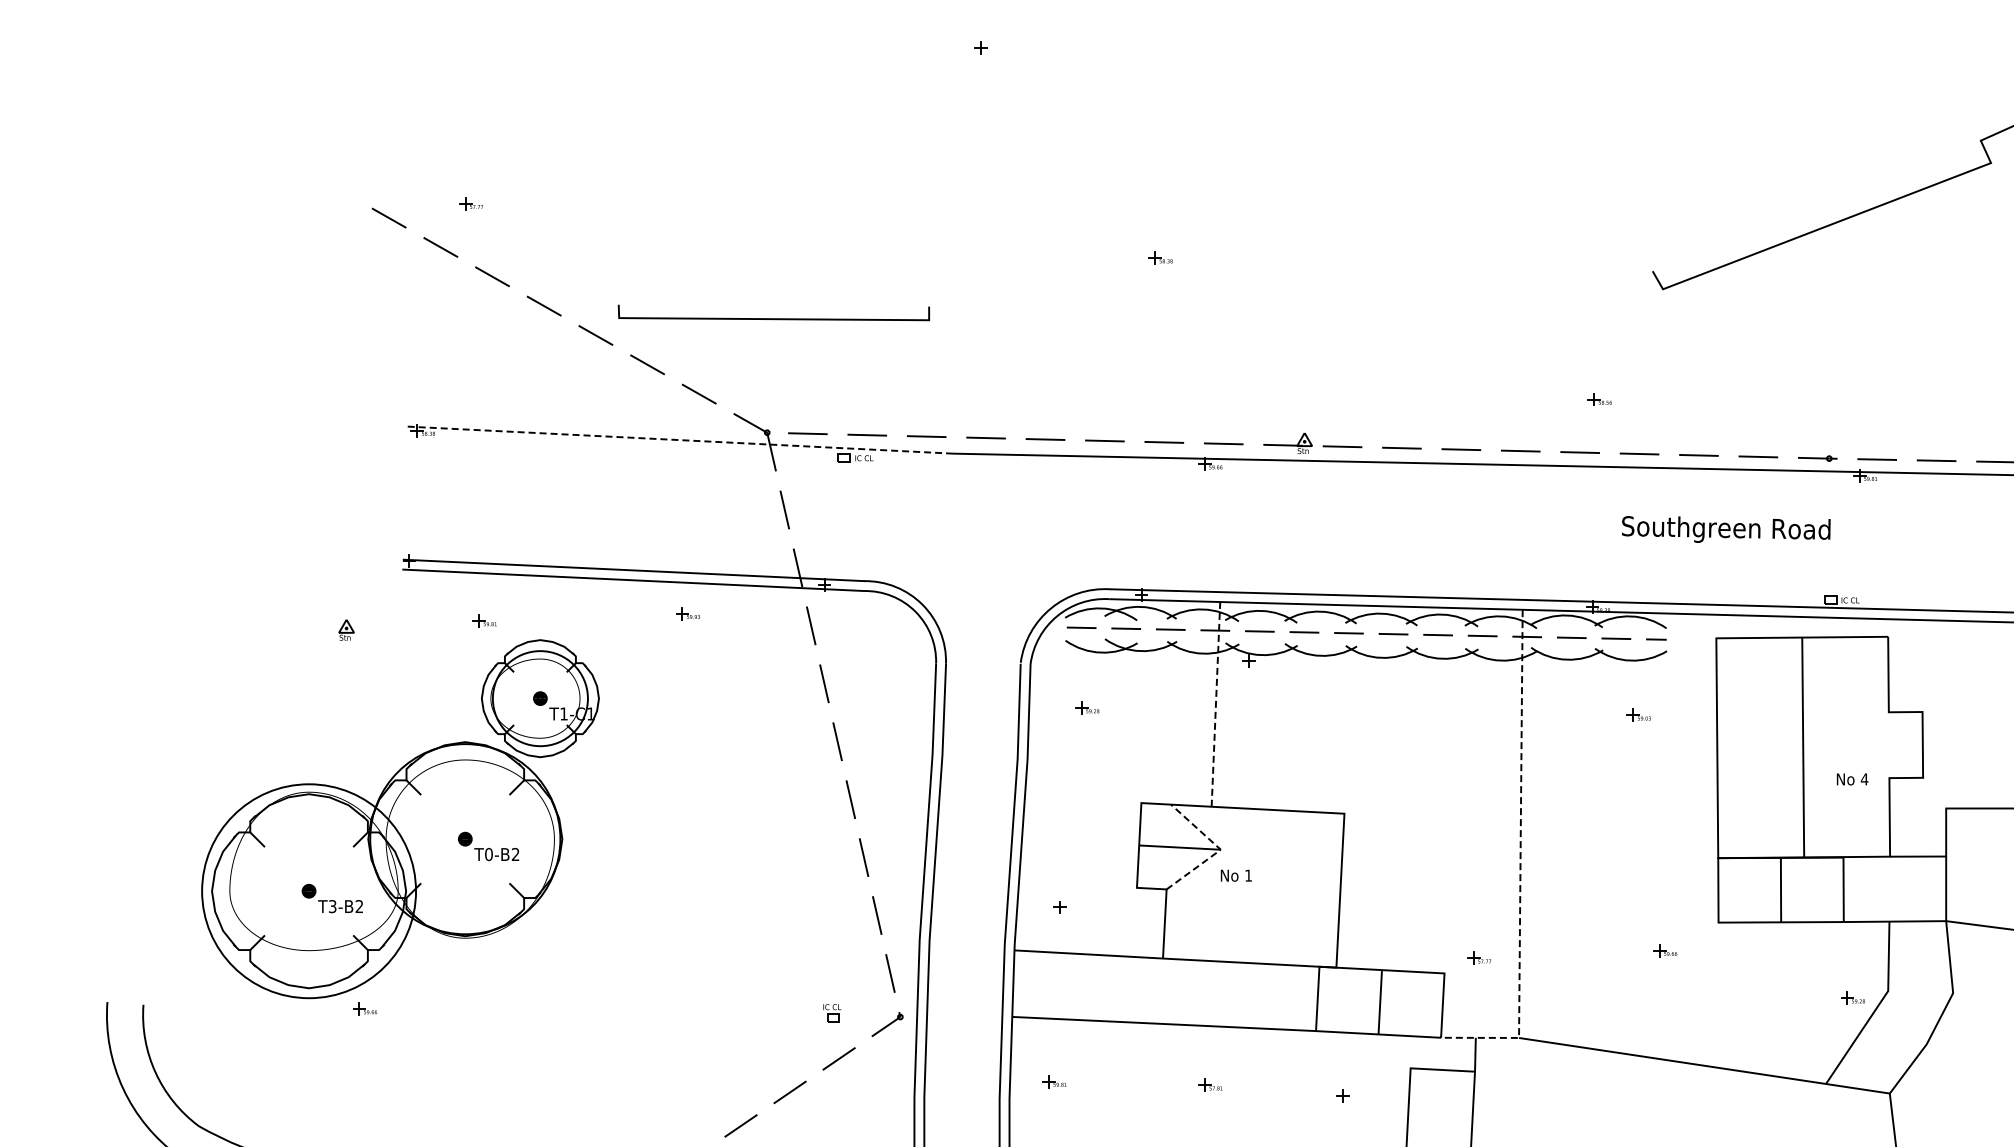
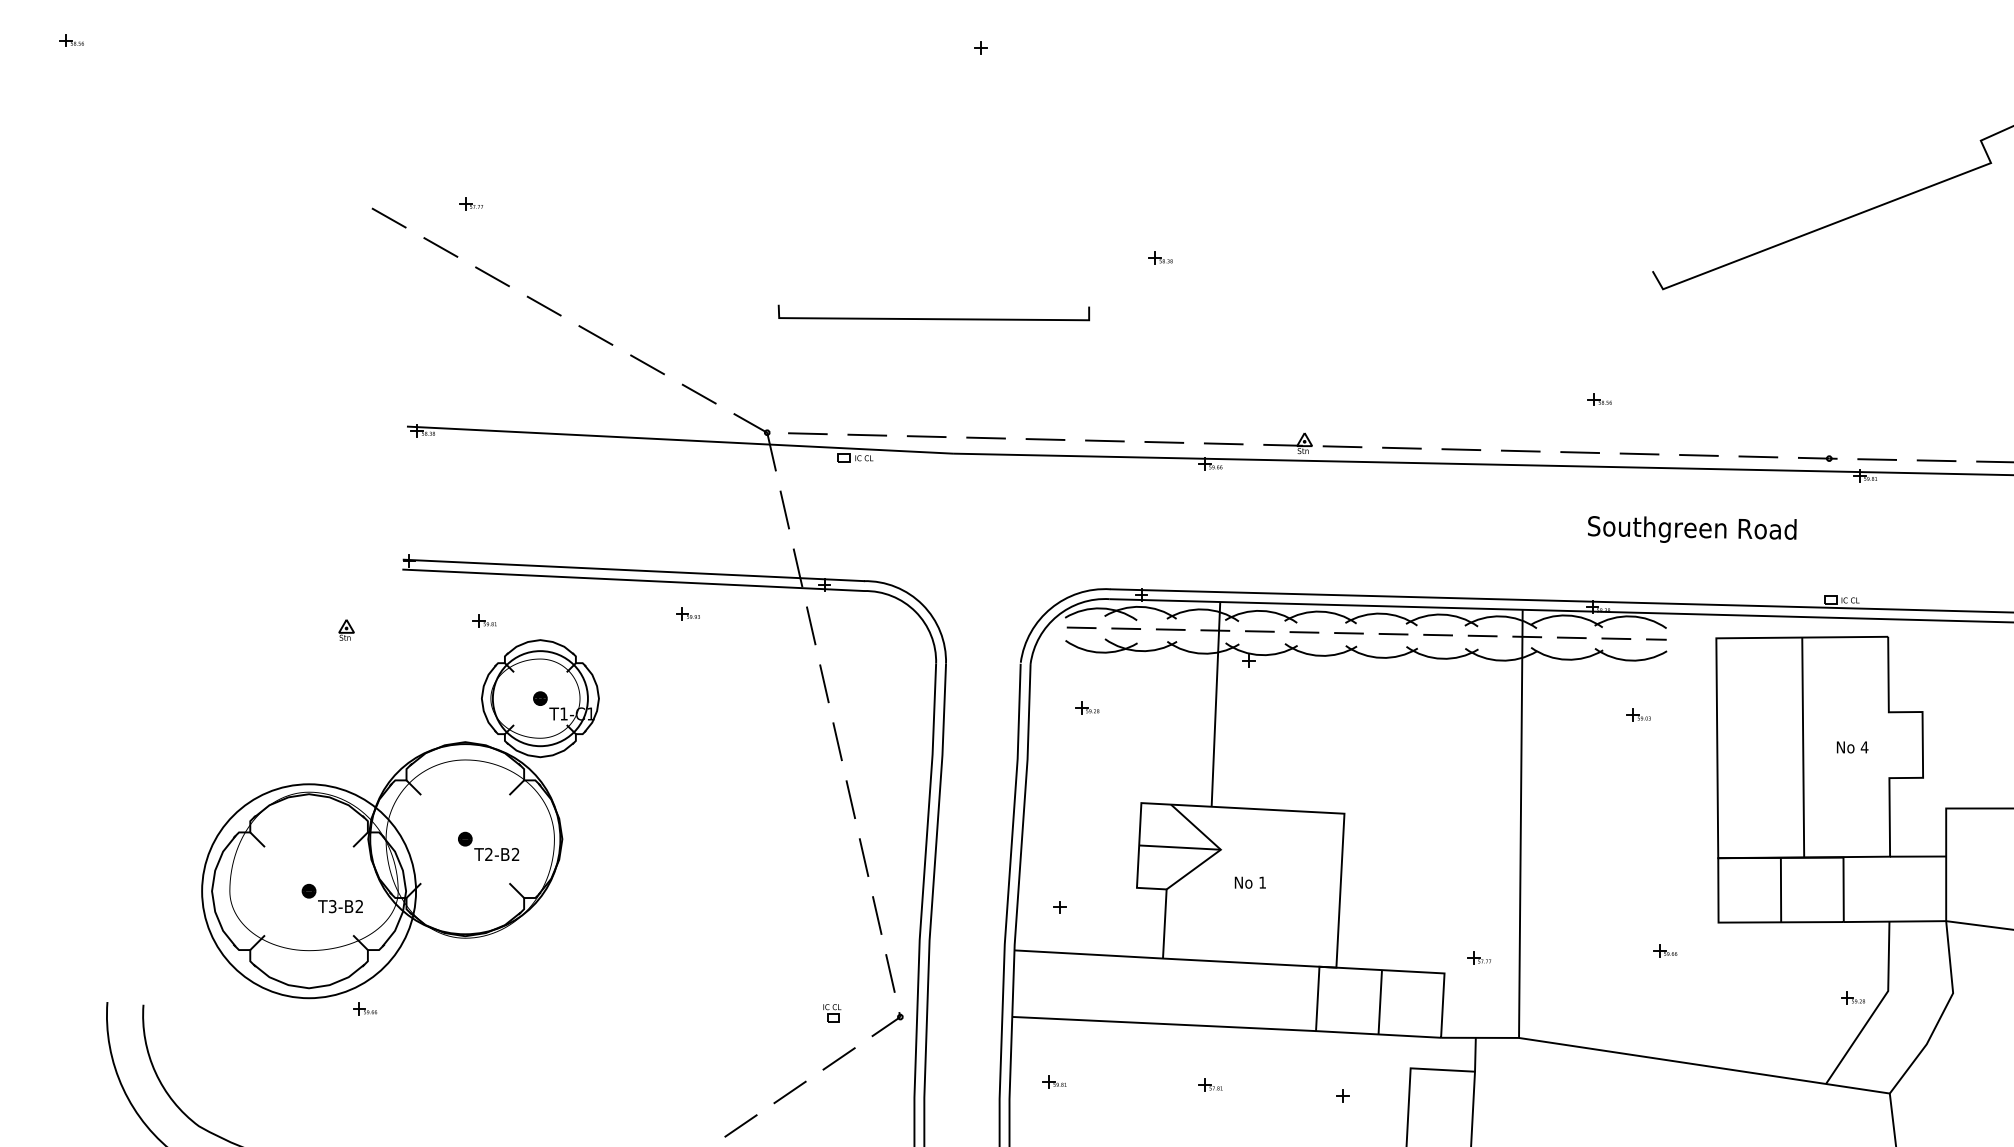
part: none -> present (71, 40)
line position: (773, 318) -> (933, 318) (933, 318)
line: dashed -> solid (679, 440)
text position: (1726, 529) -> (1692, 529) (1692, 529)
line: dashed -> solid (1215, 703)
text position: (1852, 779) -> (1852, 747) (1852, 747)
line: dashed -> solid (1220, 849)
text: T0-B2 -> T2-B2 (488, 854)
line: dashed -> solid (1520, 864)
text position: (1235, 875) -> (1249, 882) (1249, 882)
